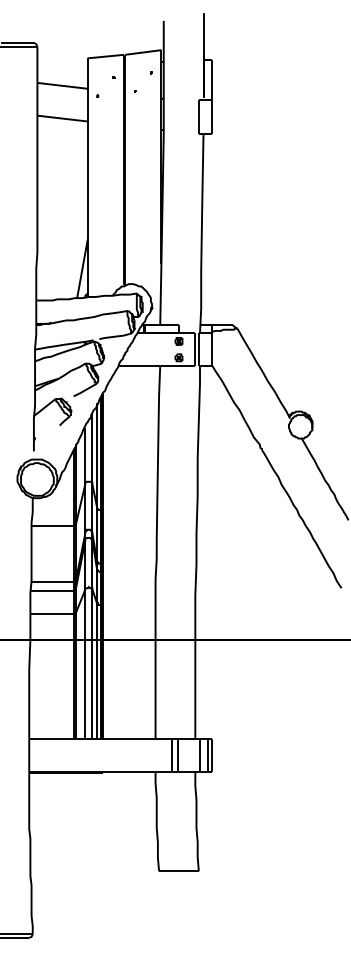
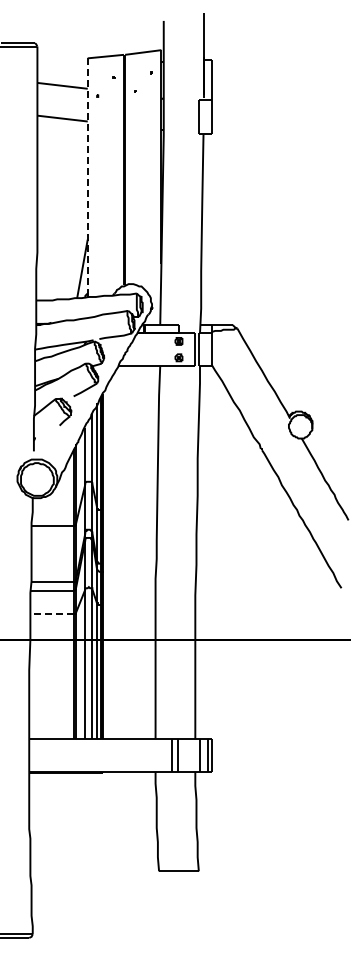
line: solid -> dashed (87, 178)
line: solid -> dashed (52, 613)
